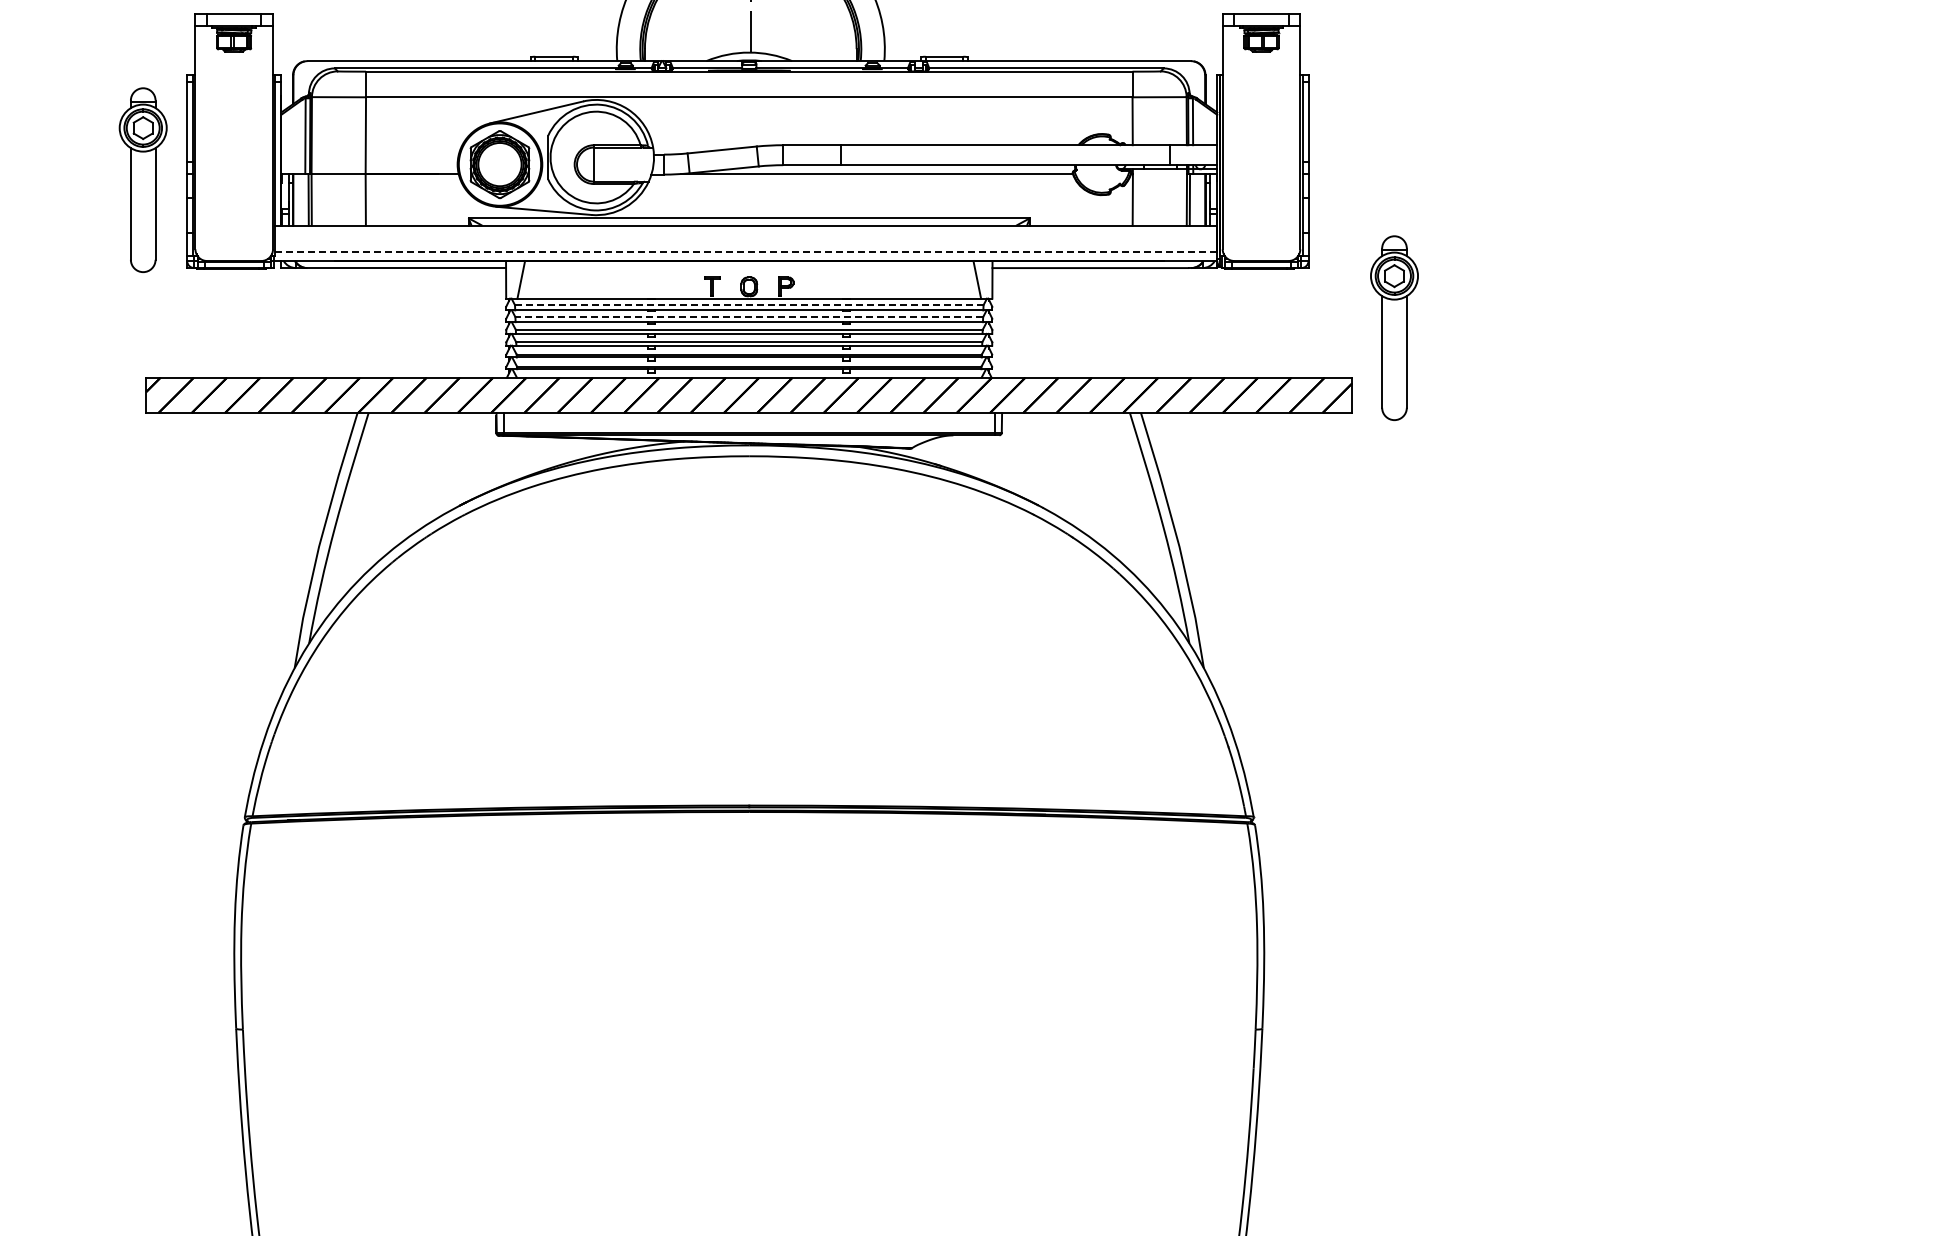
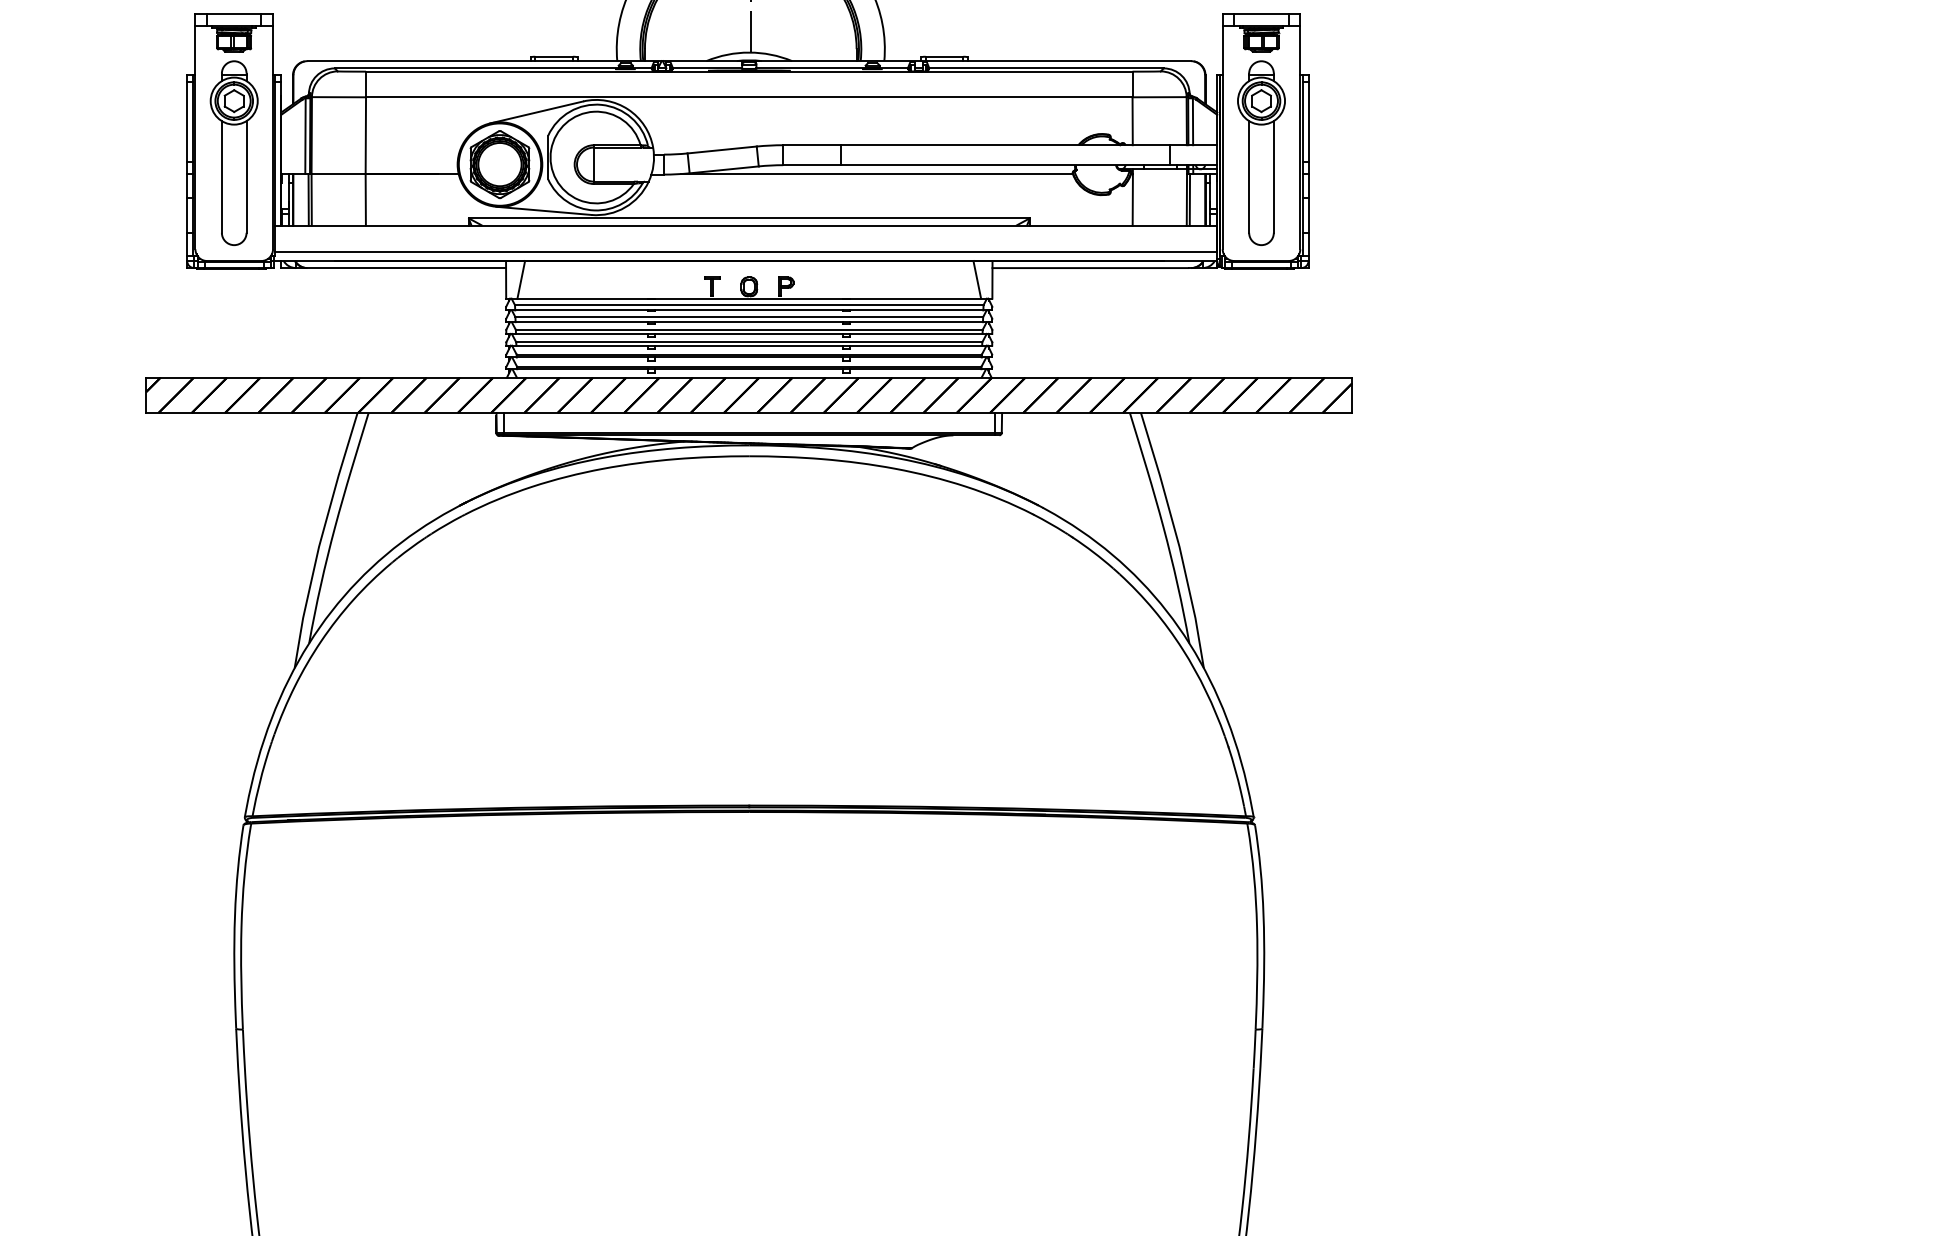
part position: (142, 179) -> (233, 152) (233, 152)
line: dashed -> solid (746, 251)
line: dashed -> solid (748, 305)
line: dashed -> solid (749, 317)
part position: (1394, 327) -> (1261, 152) (1261, 152)
